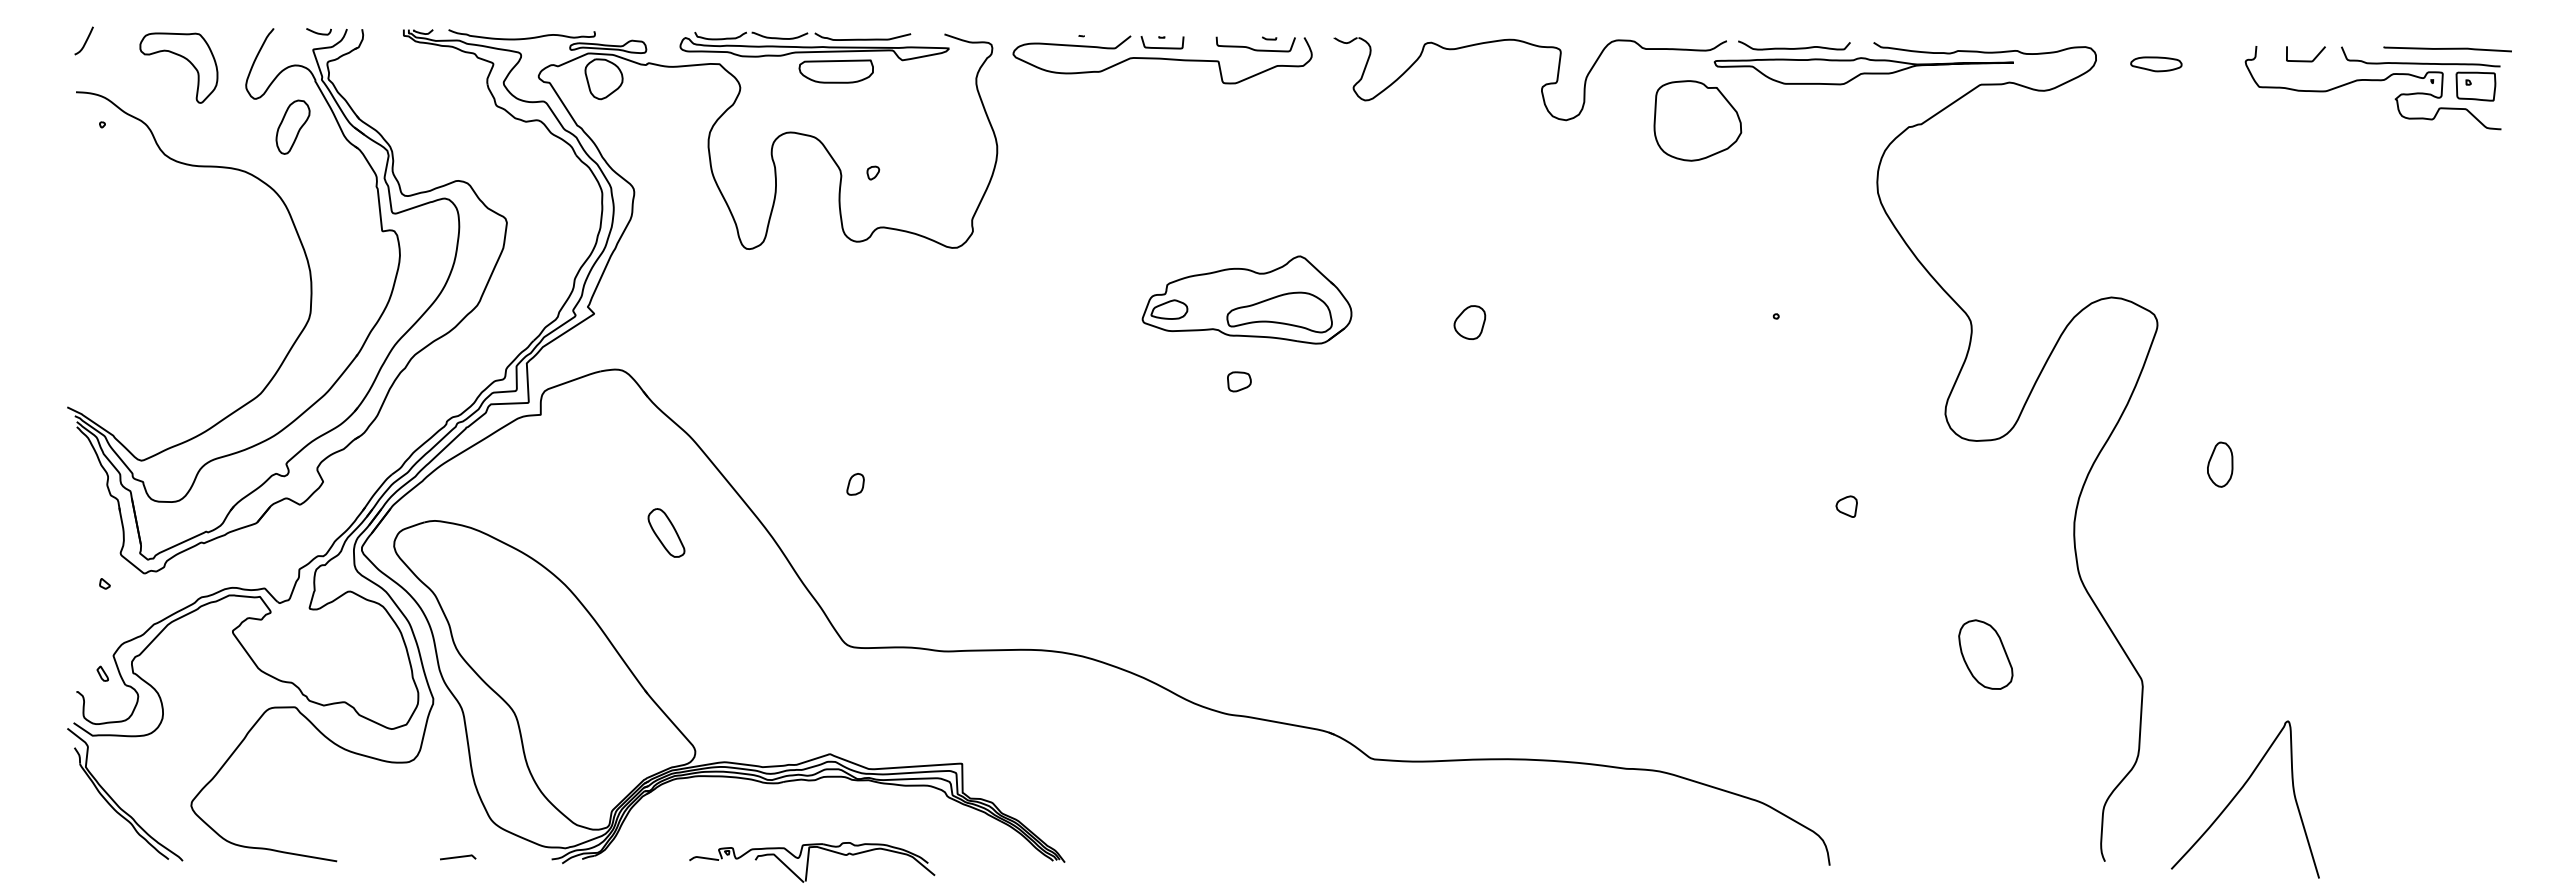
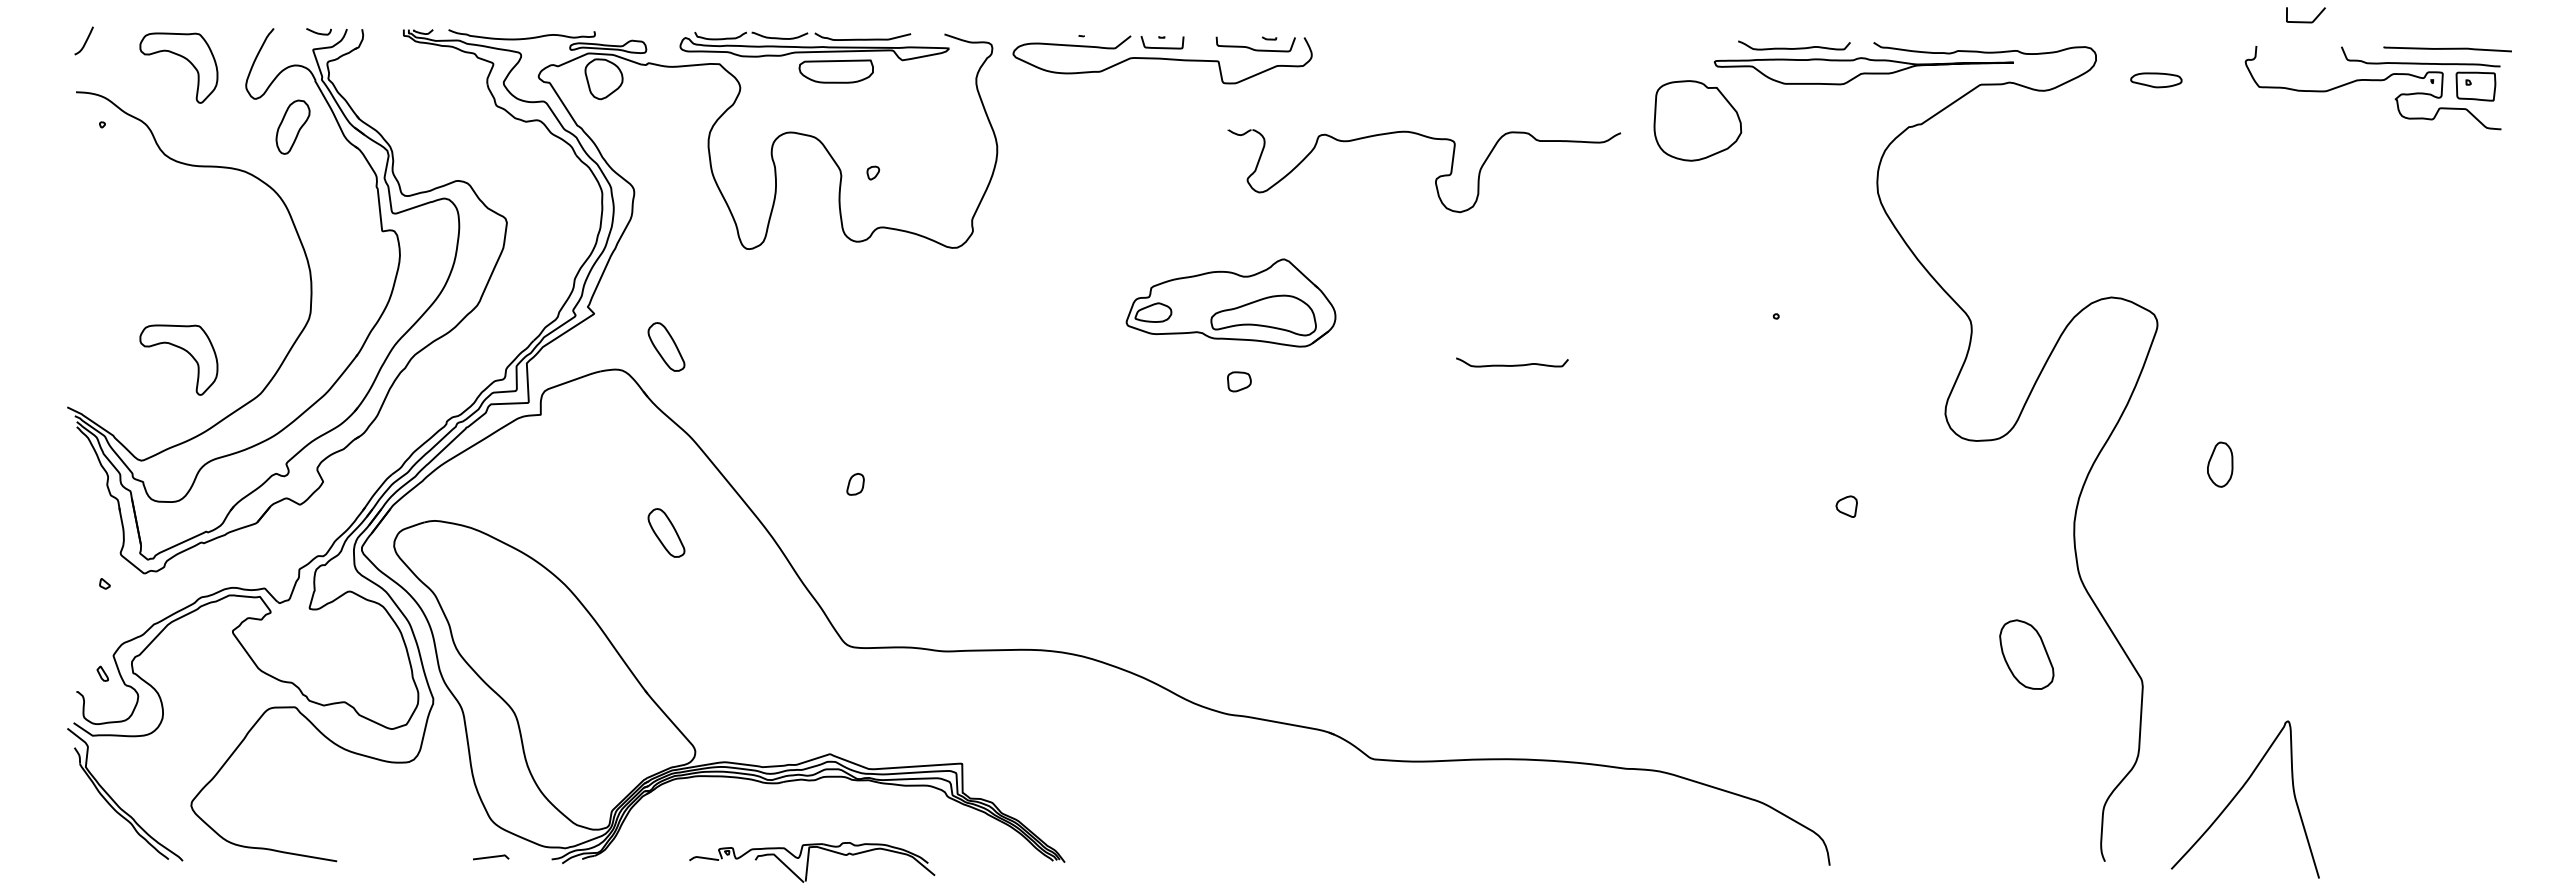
curve position: (2305, 60) -> (2305, 21) (2305, 21)
part position: (2156, 64) -> (2156, 80) (2156, 80)
part position: (1541, 86) -> (1435, 178) (1435, 178)
part position: (1246, 299) -> (1230, 302) (1230, 302)
part: present -> none (1469, 322)
part: none -> present (666, 346)
part: none -> present (183, 350)
curve: none -> present (1513, 364)
part position: (1985, 654) -> (2026, 654) (2026, 654)
curve position: (458, 857) -> (491, 857) (491, 857)
